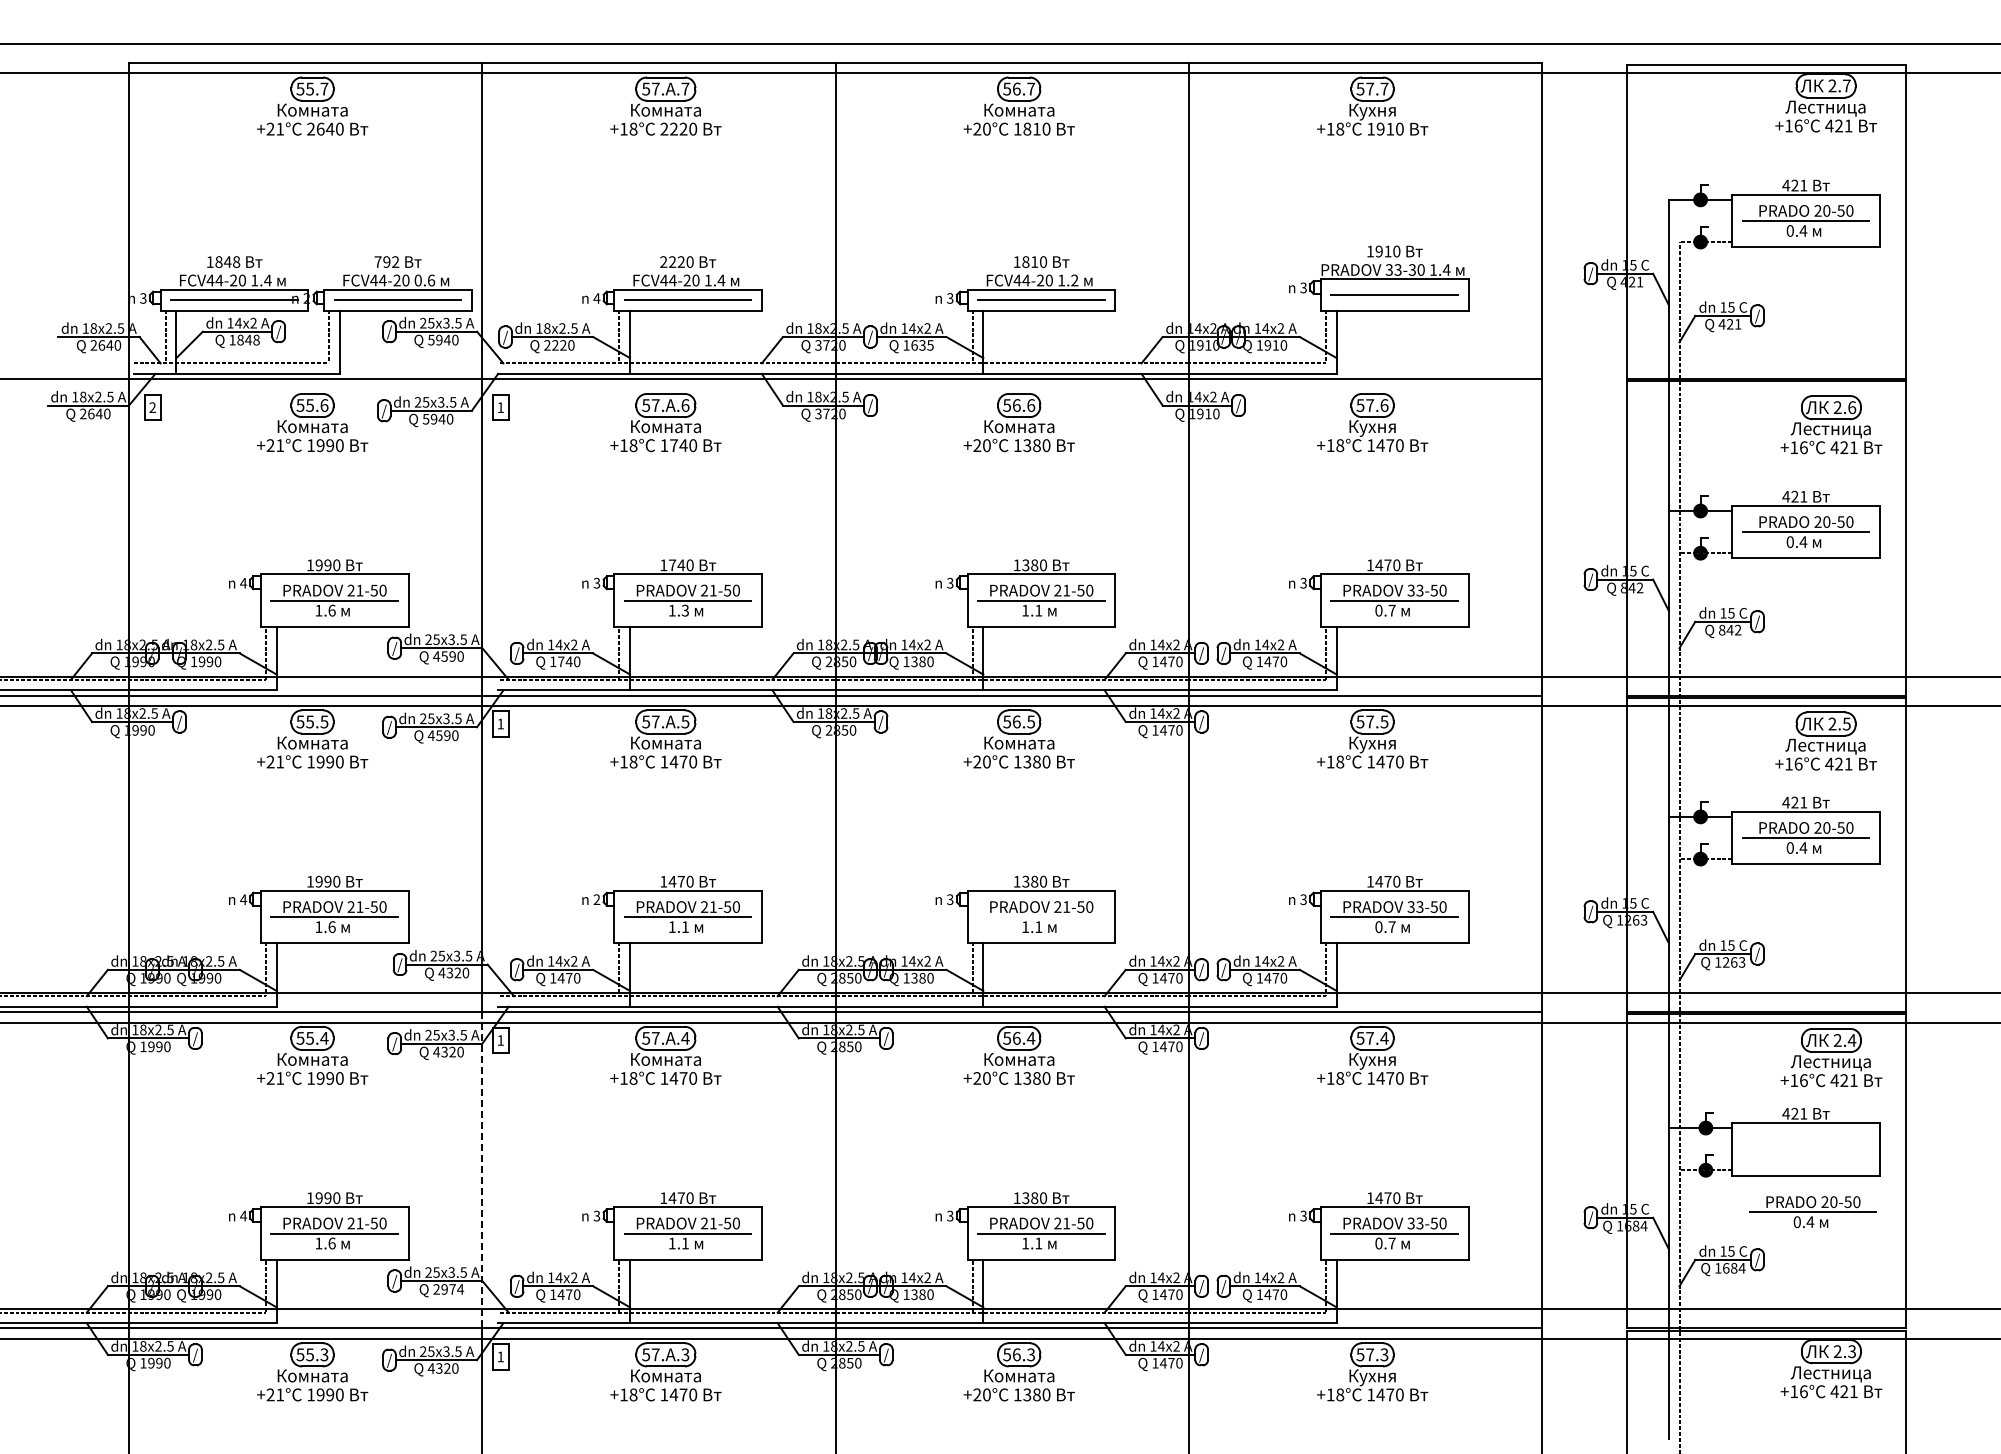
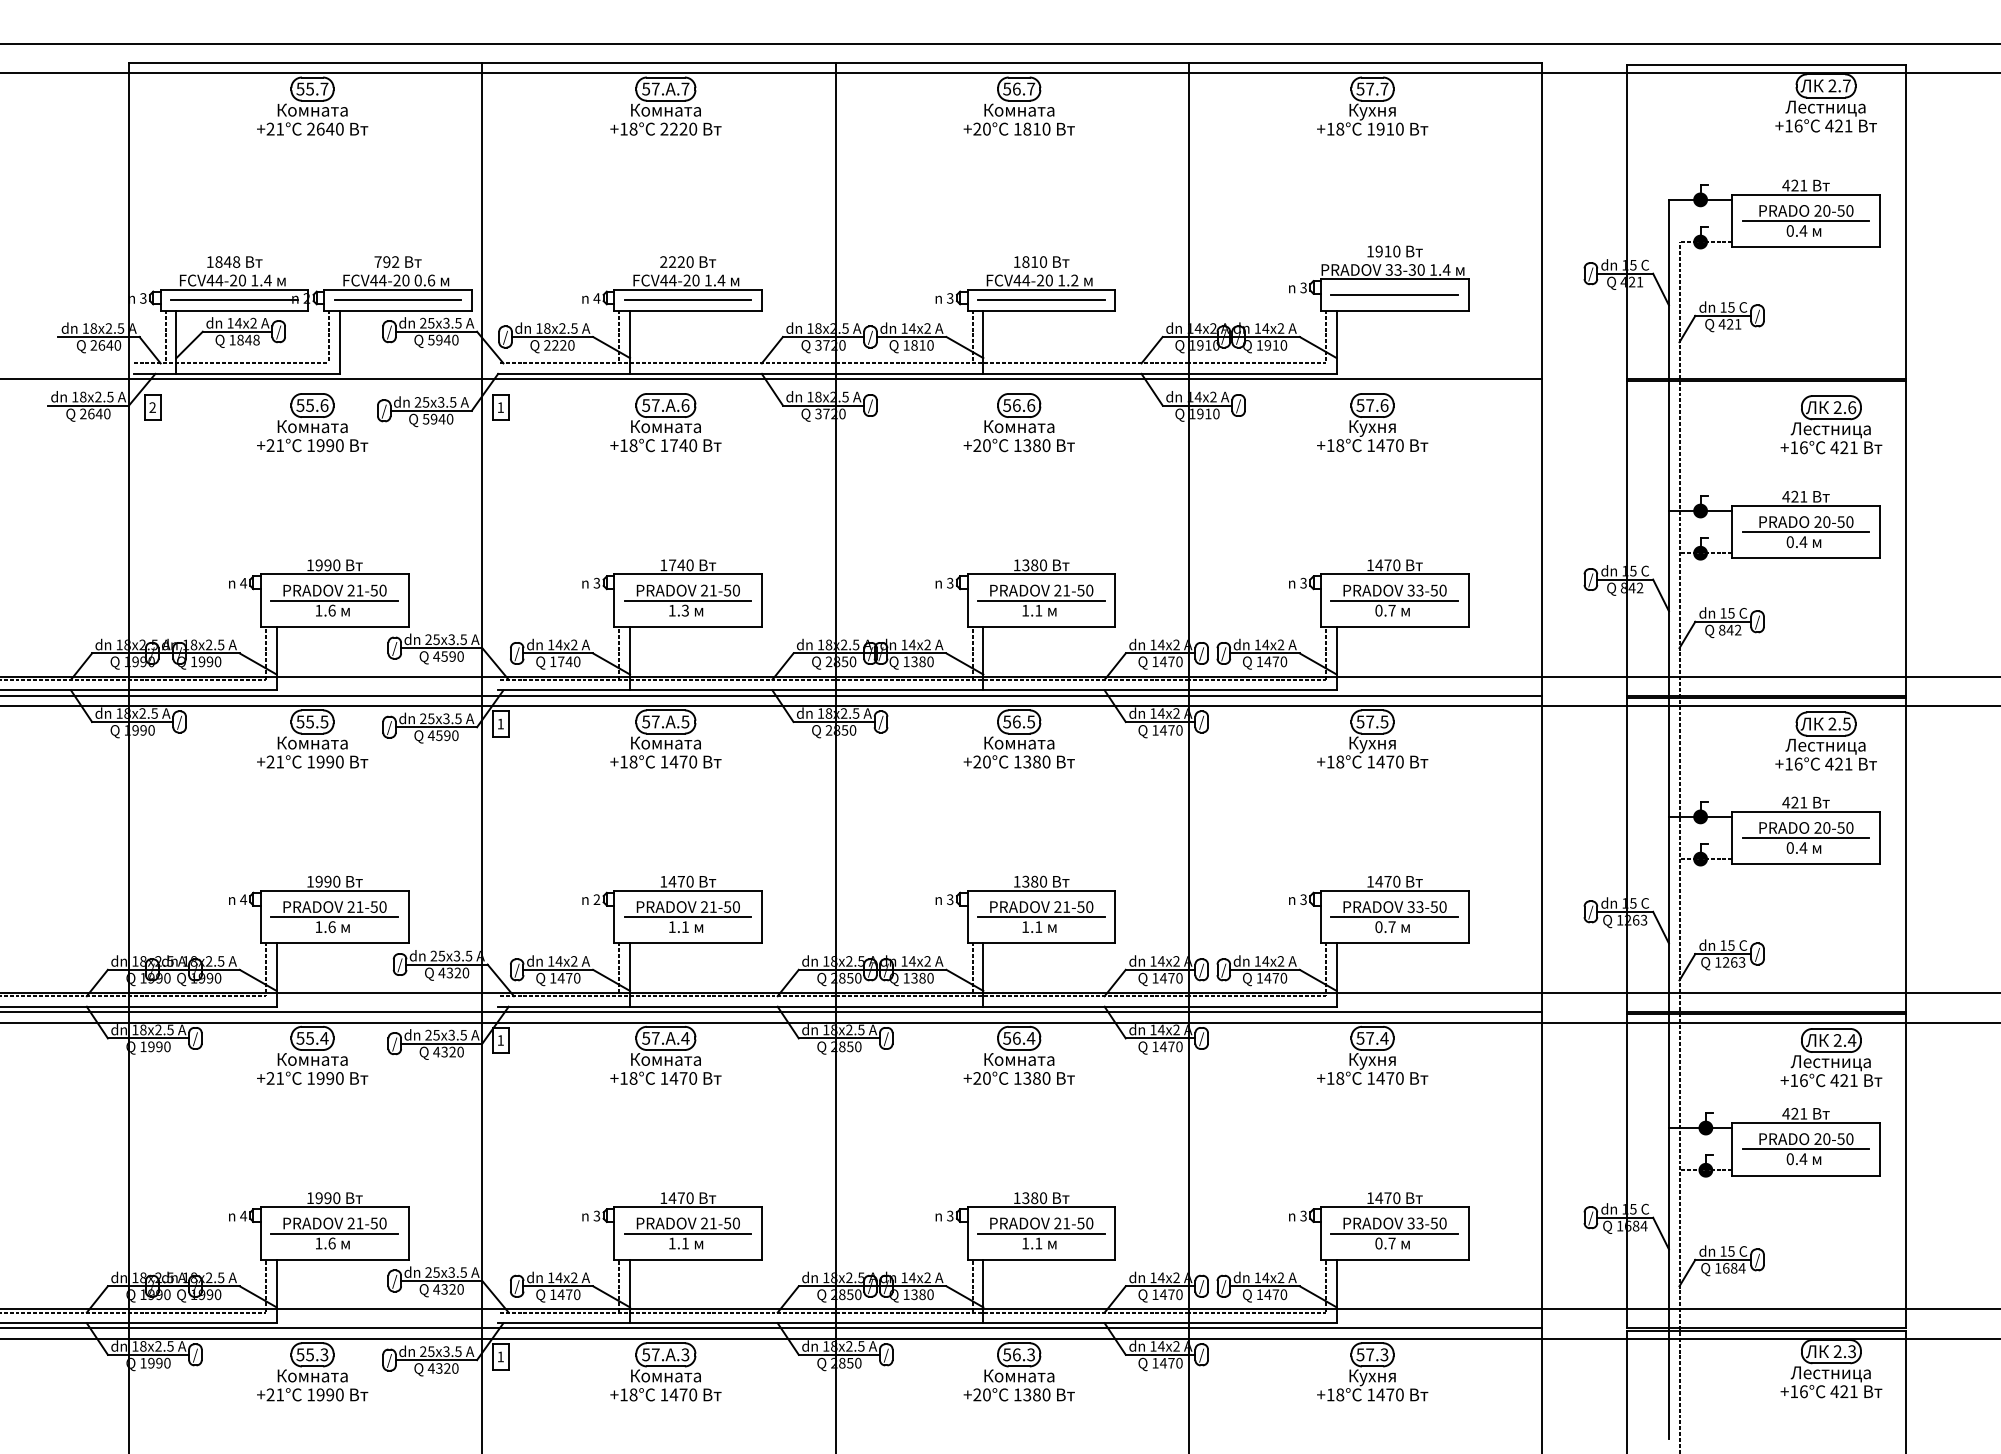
text: 1635 -> 1810 (922, 345)
line: none -> present (1041, 917)
line: dashed -> solid (482, 1170)
part position: (1812, 1212) -> (1805, 1149) (1805, 1149)
text: 2974 -> 4320 (448, 1289)
